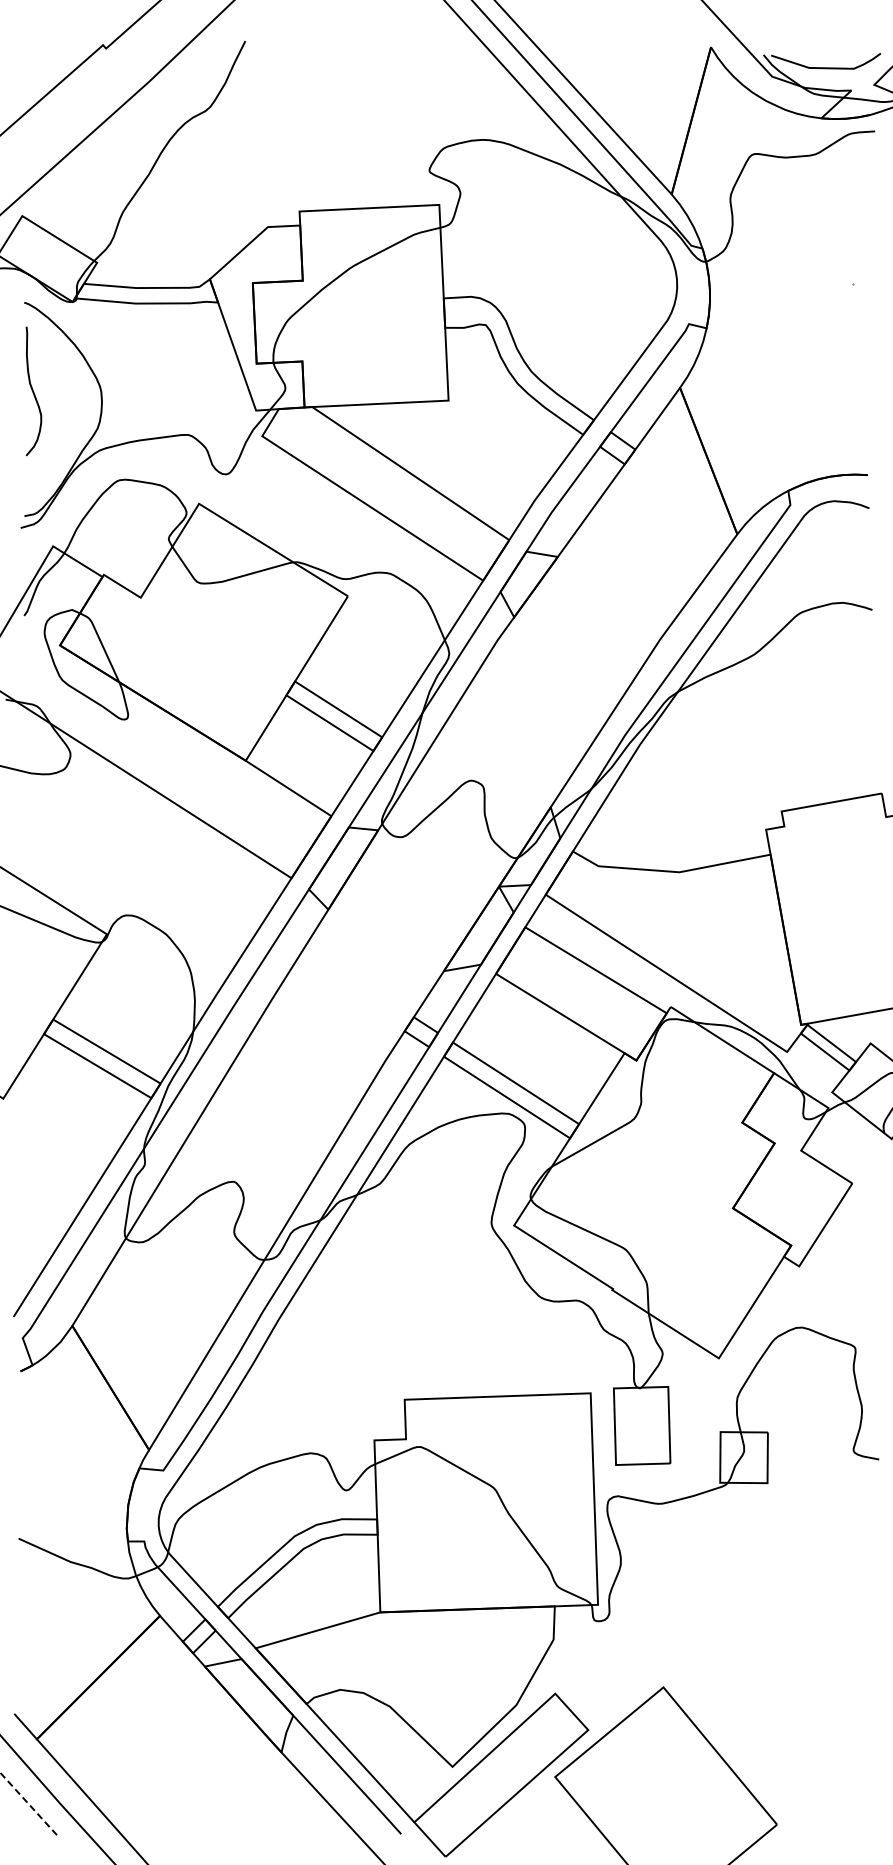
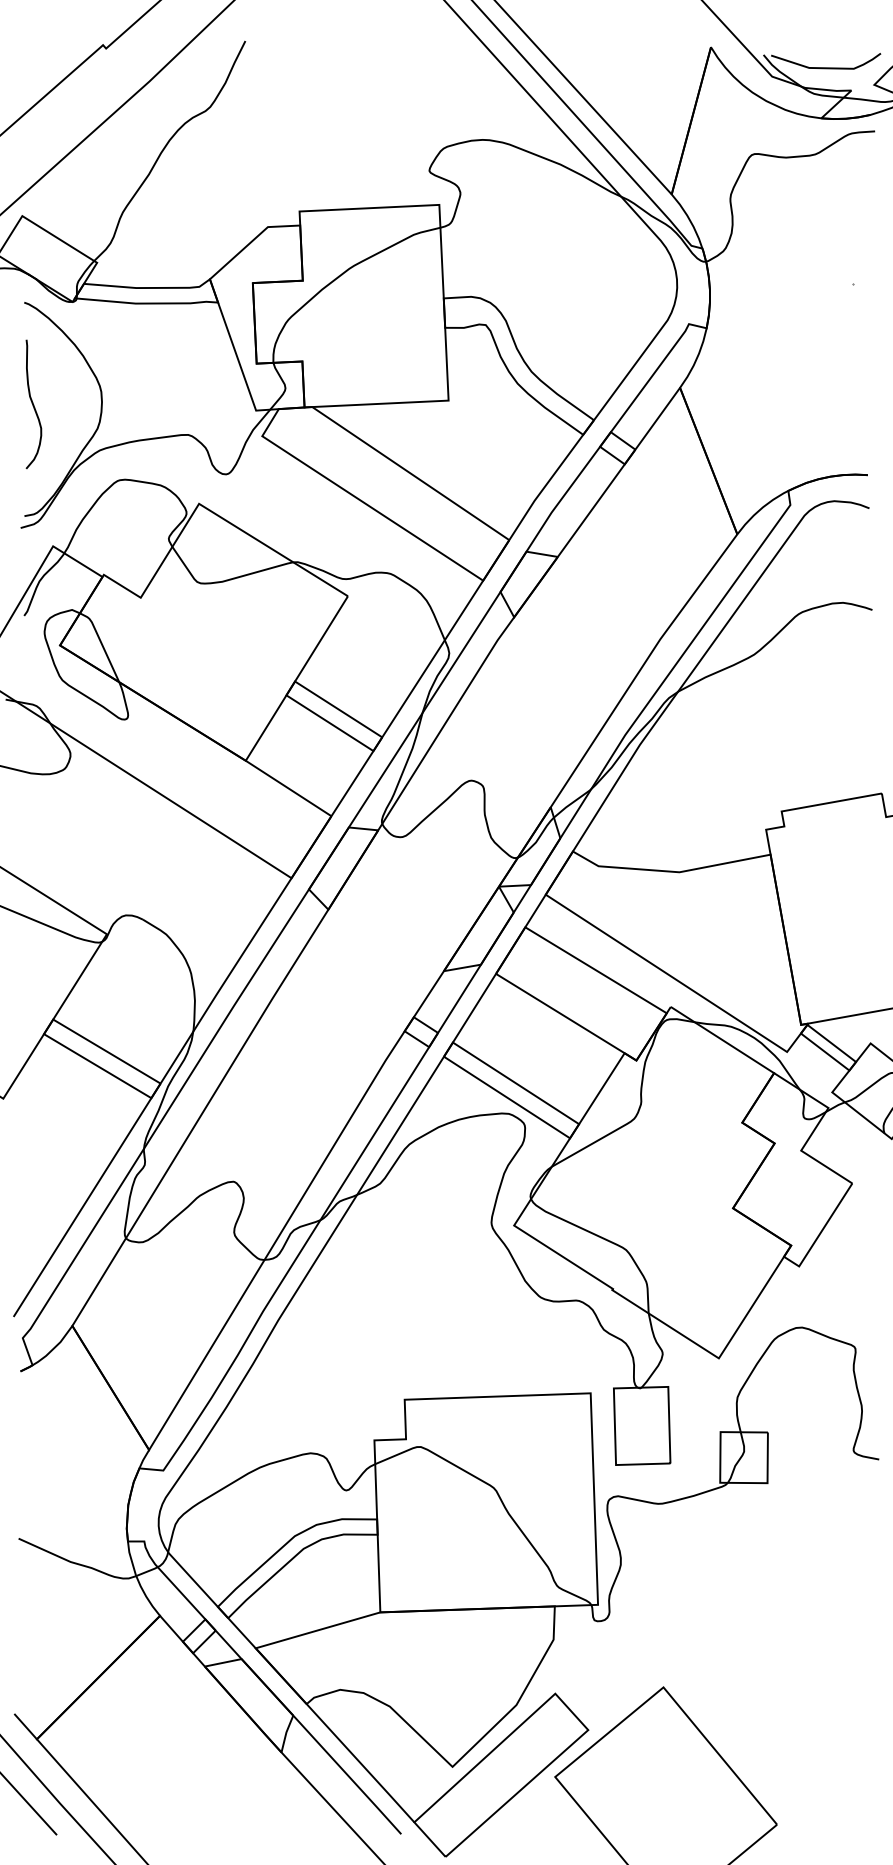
curve position: (33, 391) -> (33, 404) (33, 404)
line: dashed -> solid (28, 1804)
